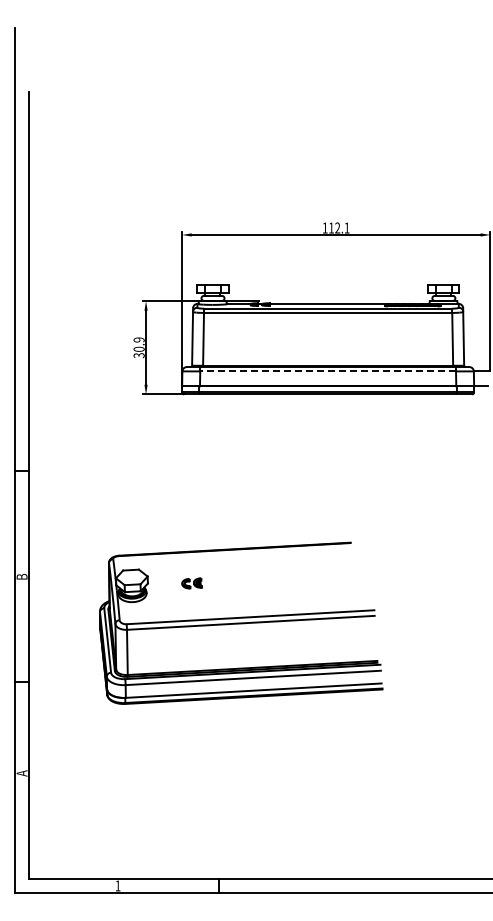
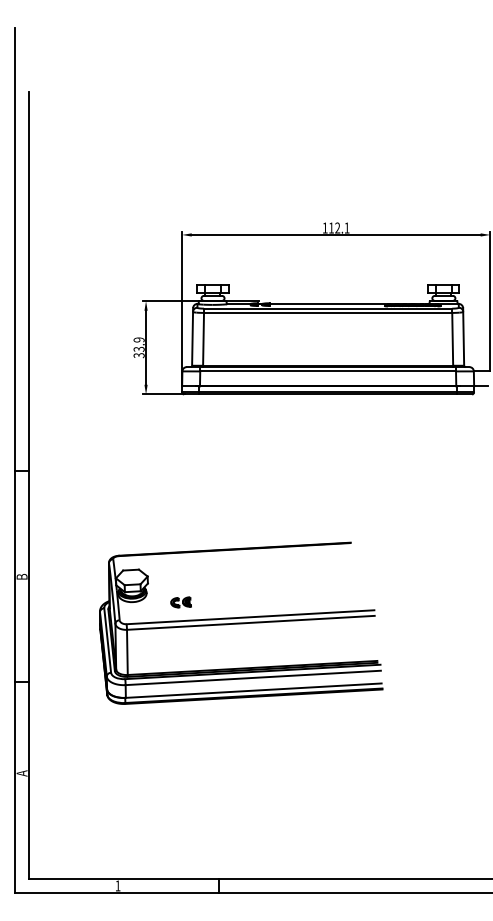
text: 30.9 -> 33.9 (138, 348)
line: dashed -> solid (328, 371)
part position: (191, 583) -> (180, 602) (180, 602)
